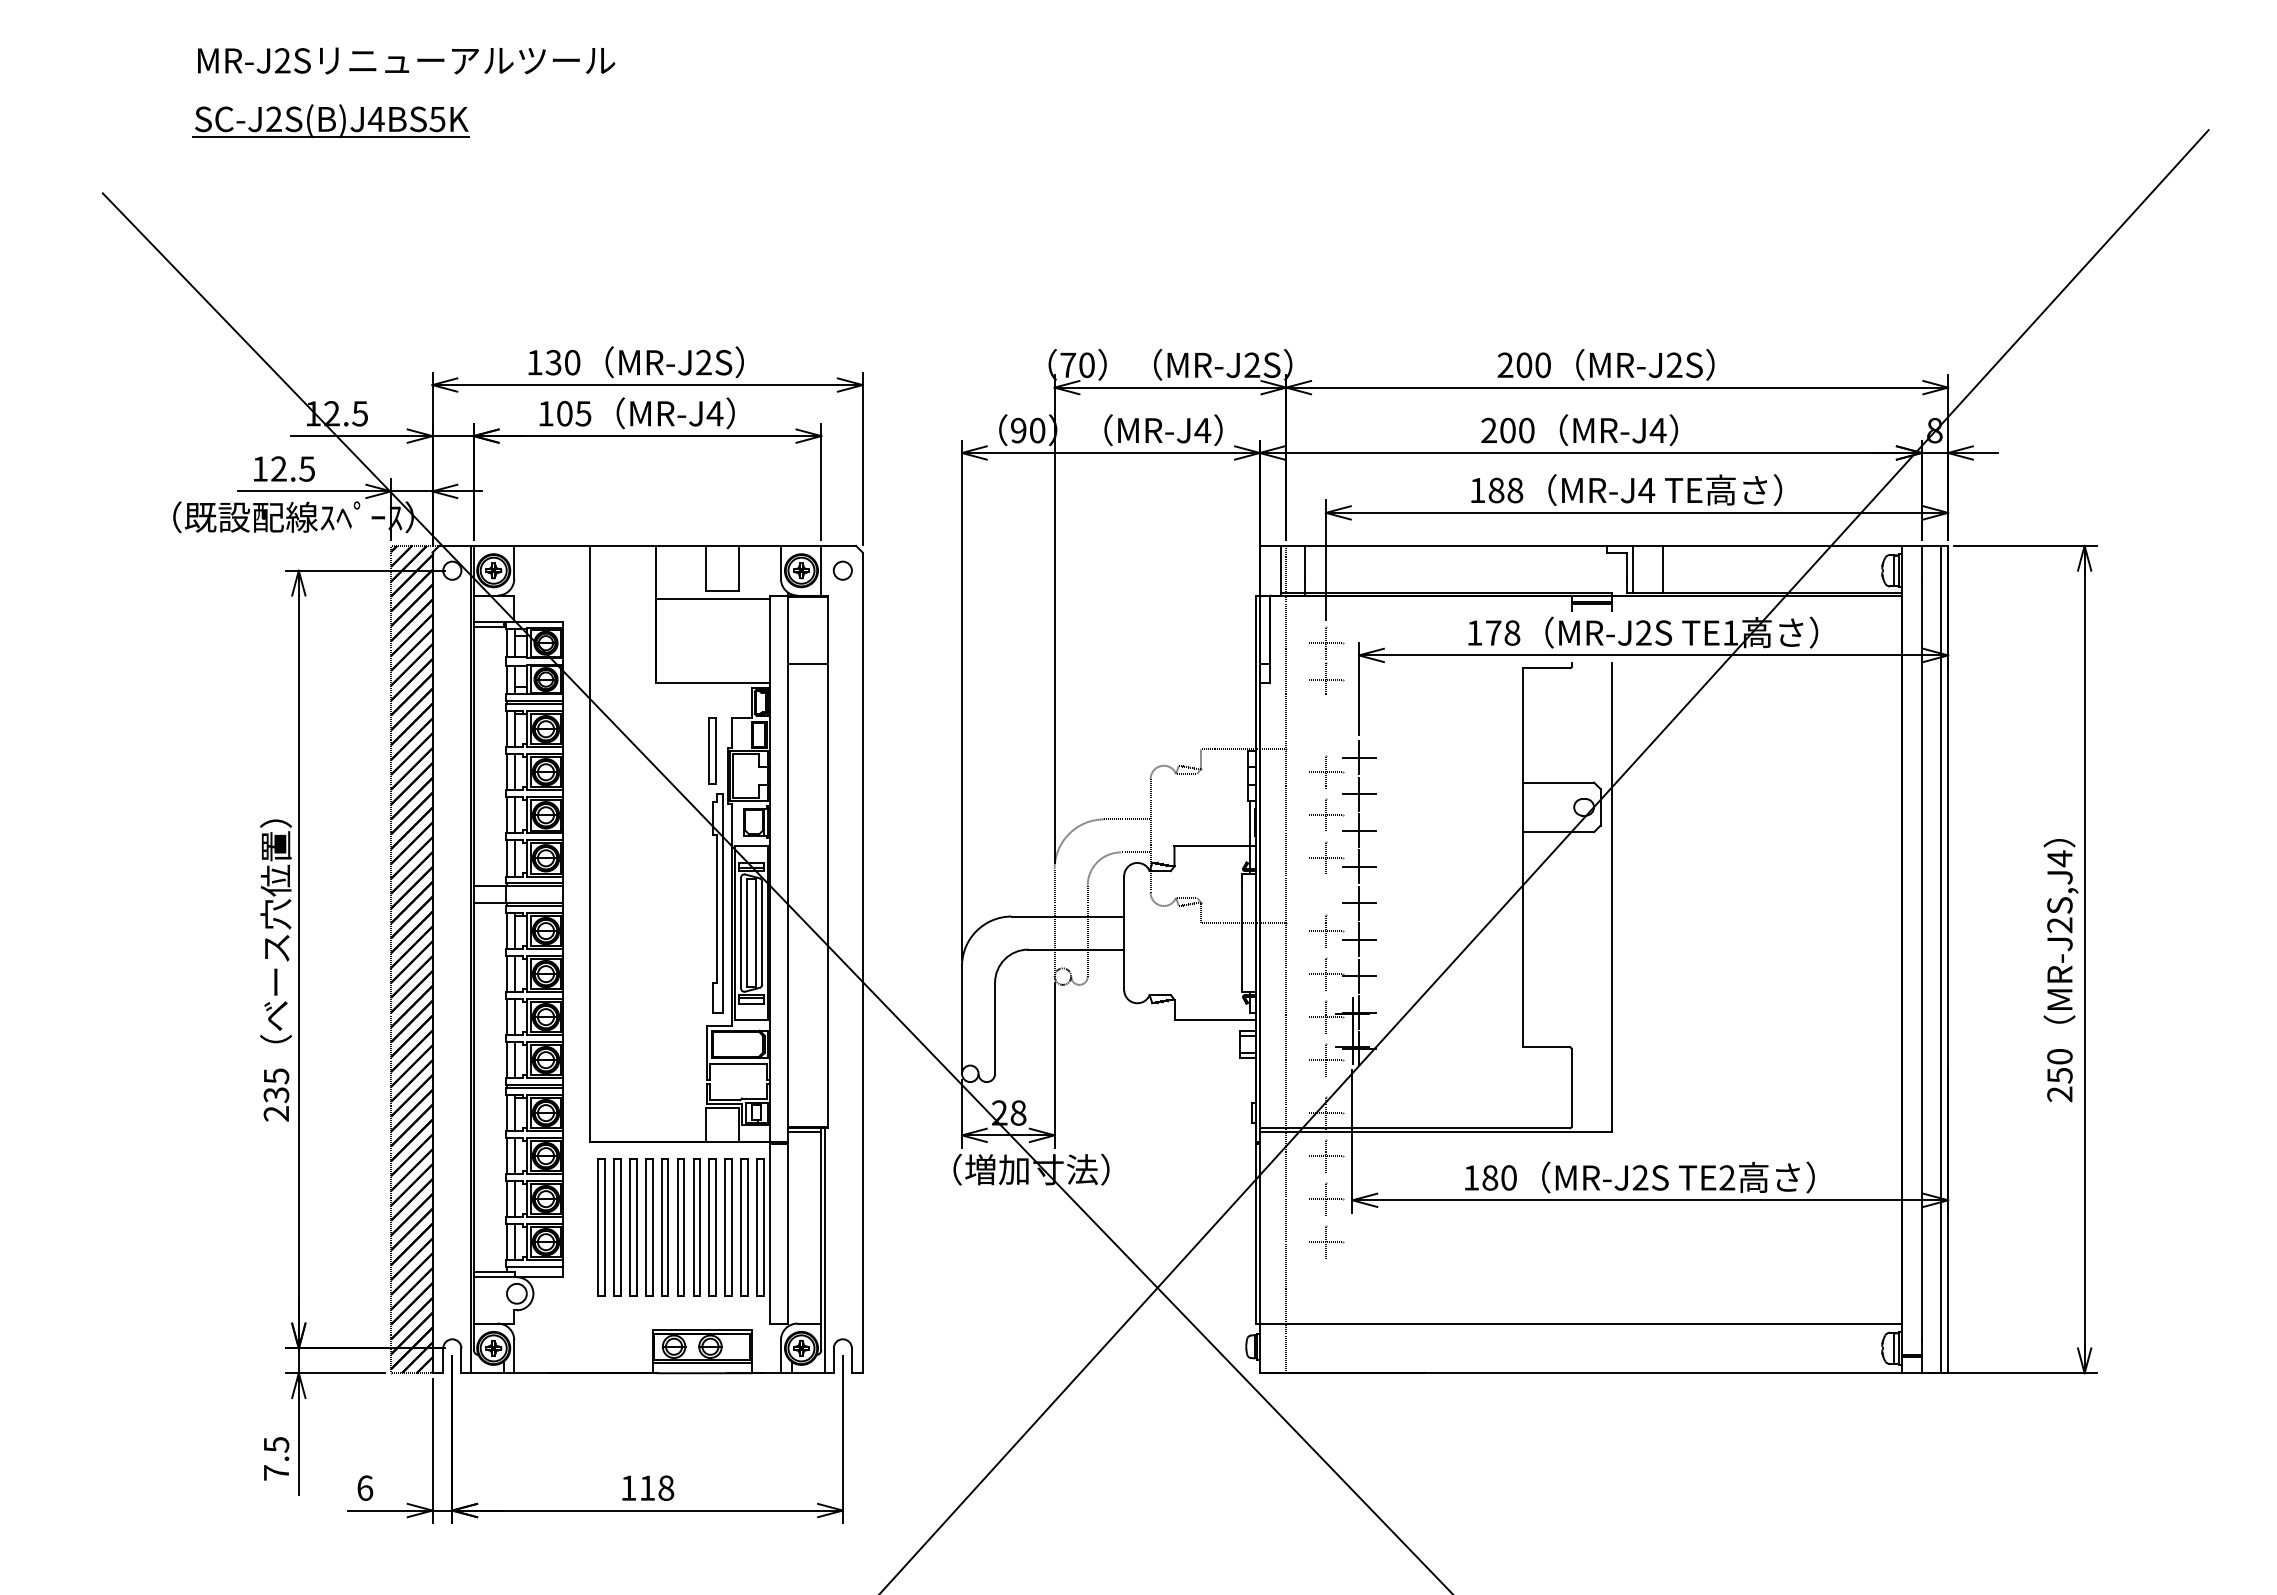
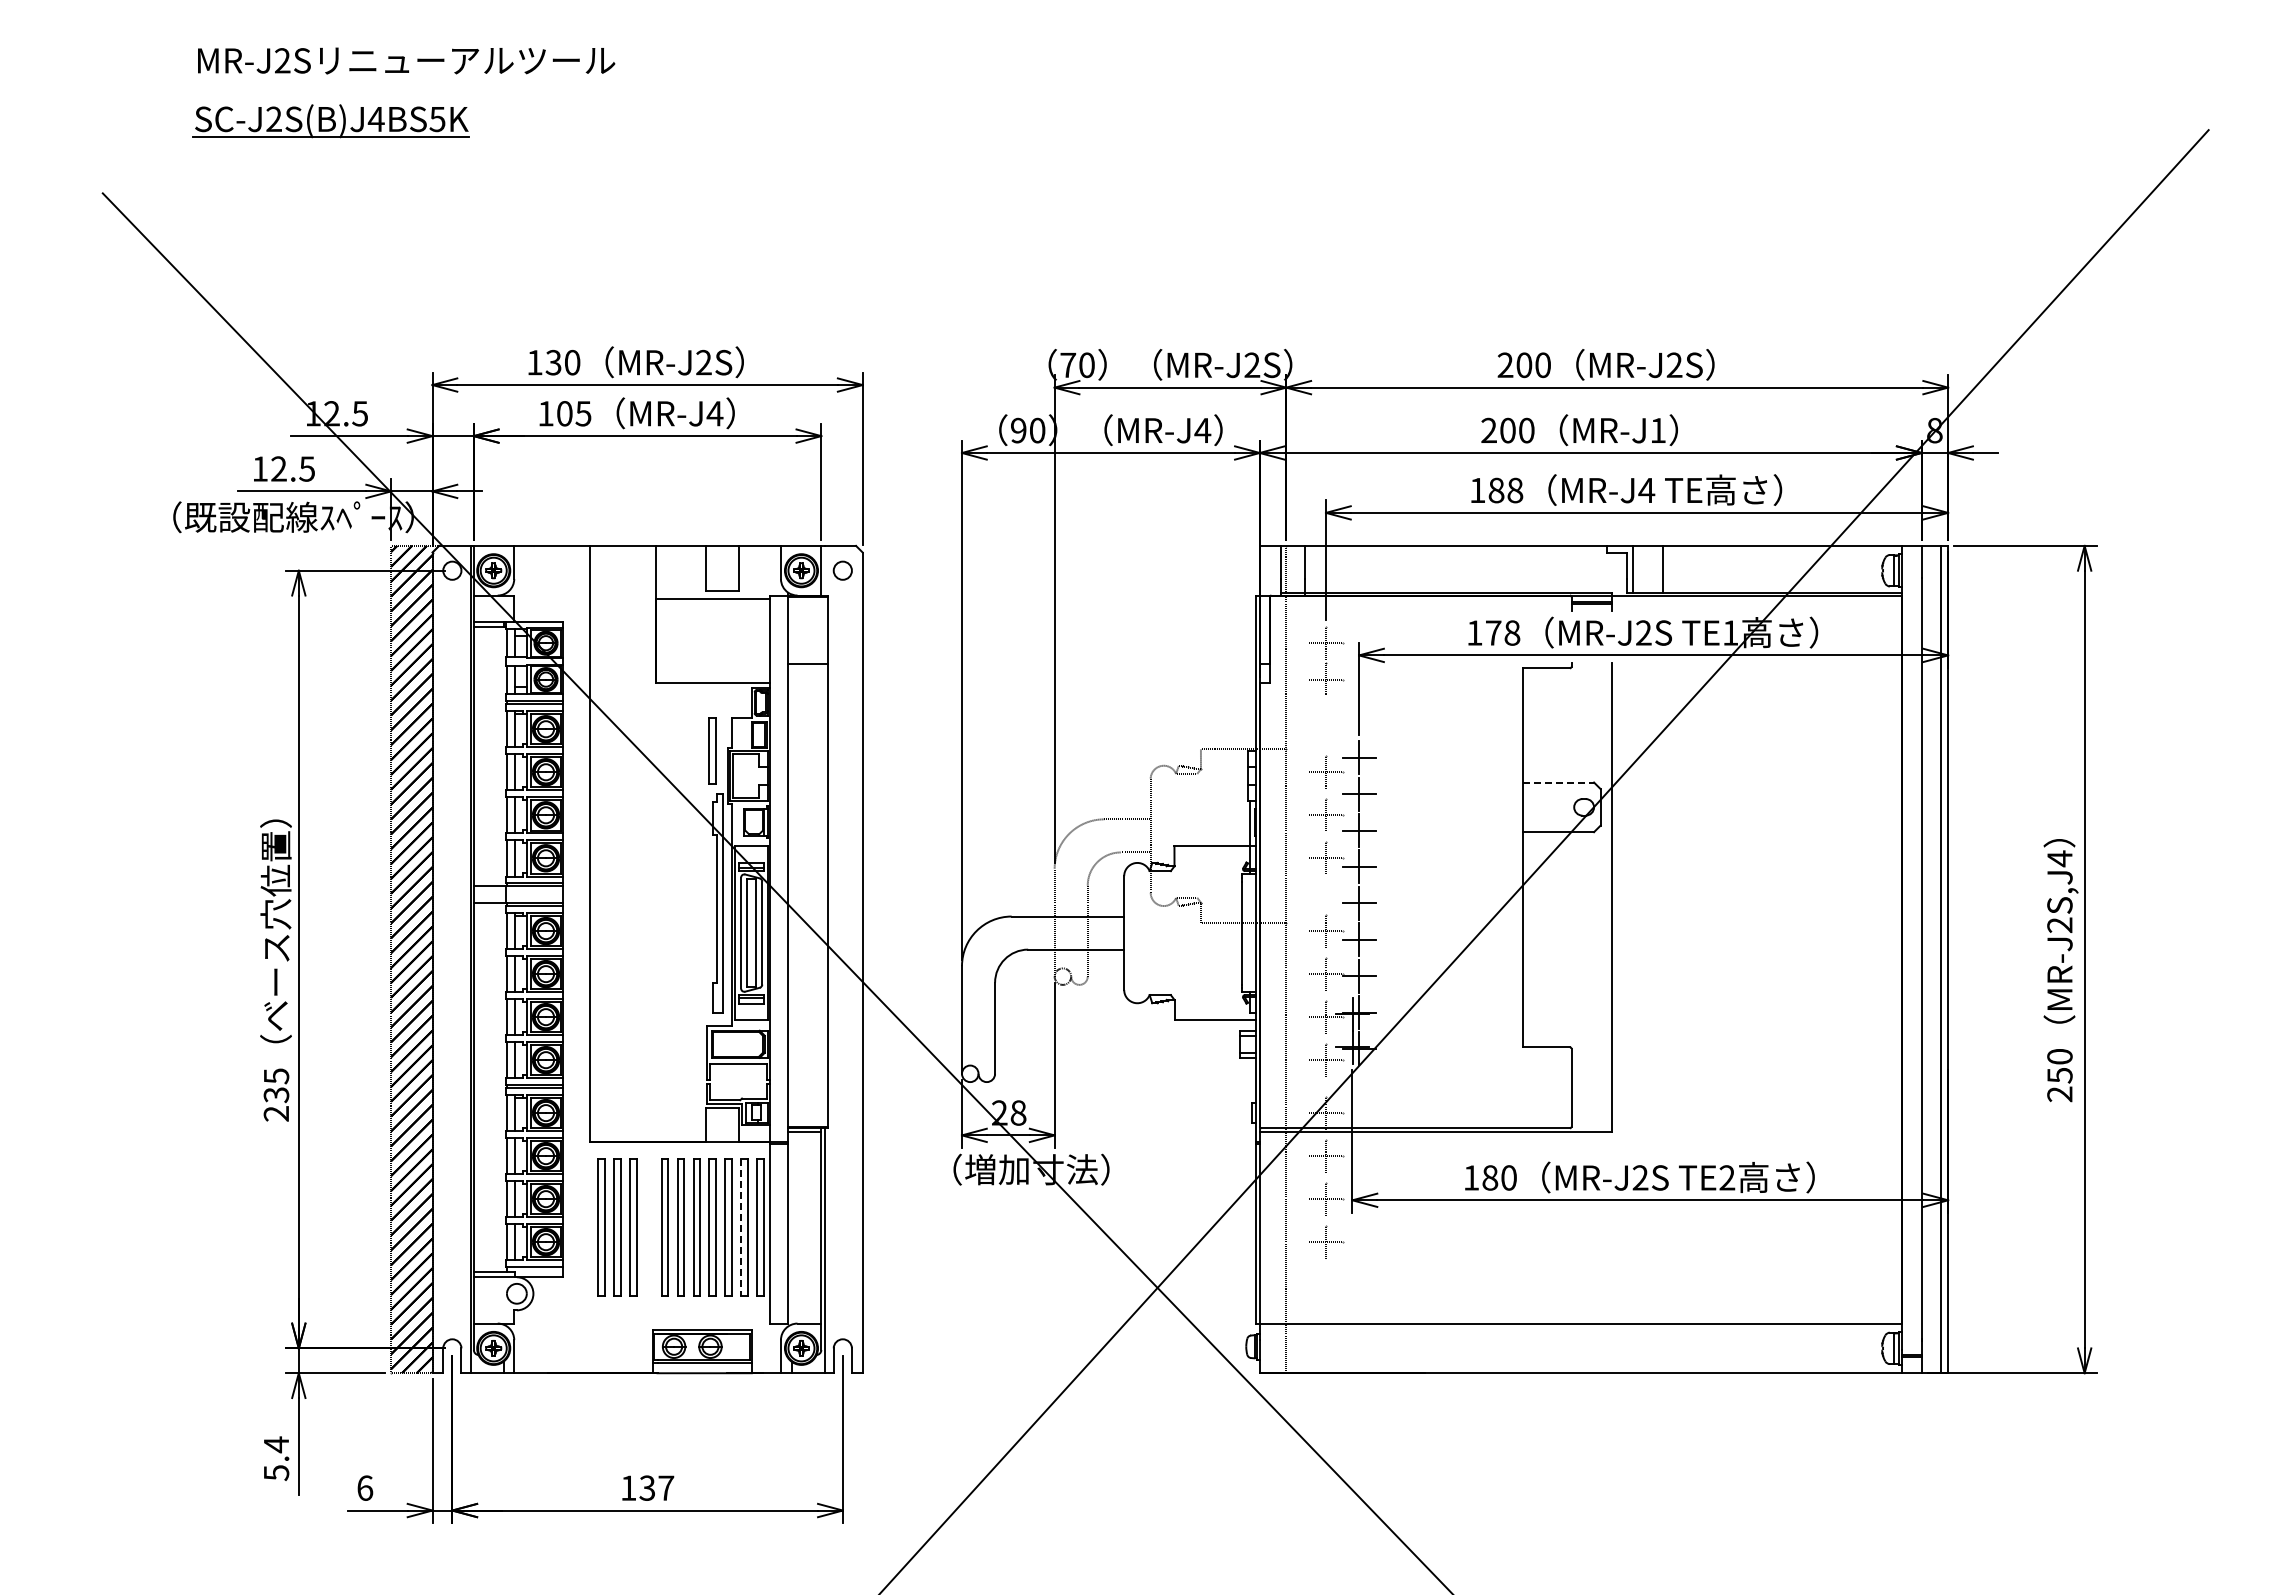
text: MR-J4 -> MR-J1 (1657, 430)
line: solid -> dashed (1558, 782)
part: present -> none (649, 1227)
line: solid -> dashed (741, 1227)
text: 7.5 -> 5.4 (276, 1458)
text: 118 -> 137 (656, 1487)
